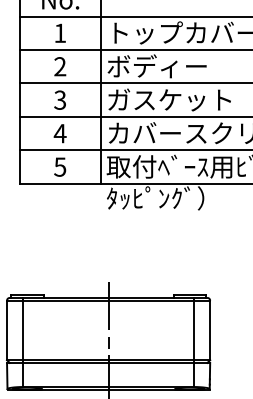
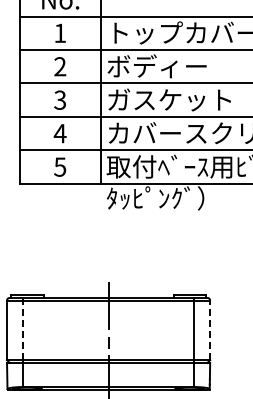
line: solid -> dashed (23, 330)
line: solid -> dashed (210, 330)
